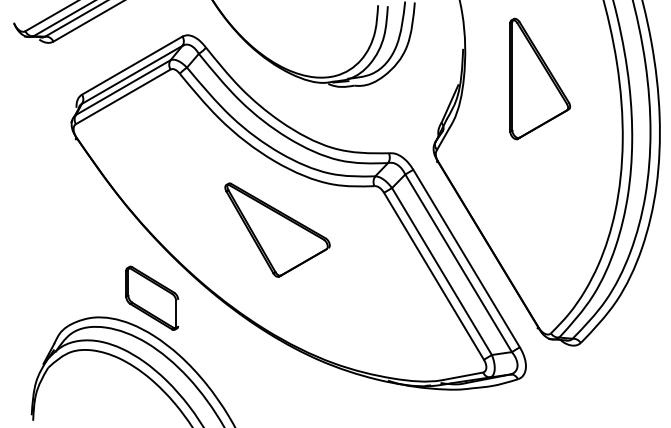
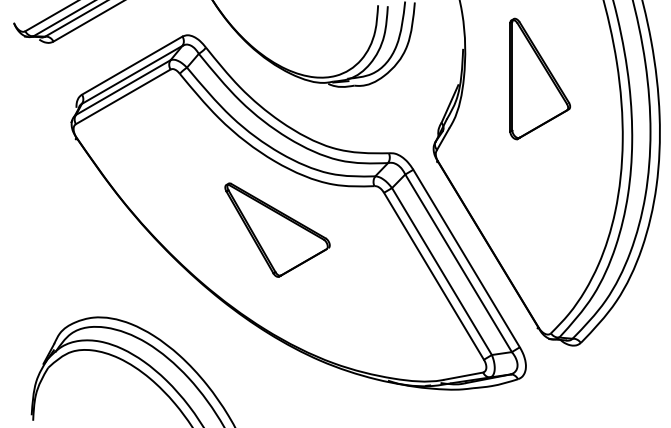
part: present -> none (152, 297)
